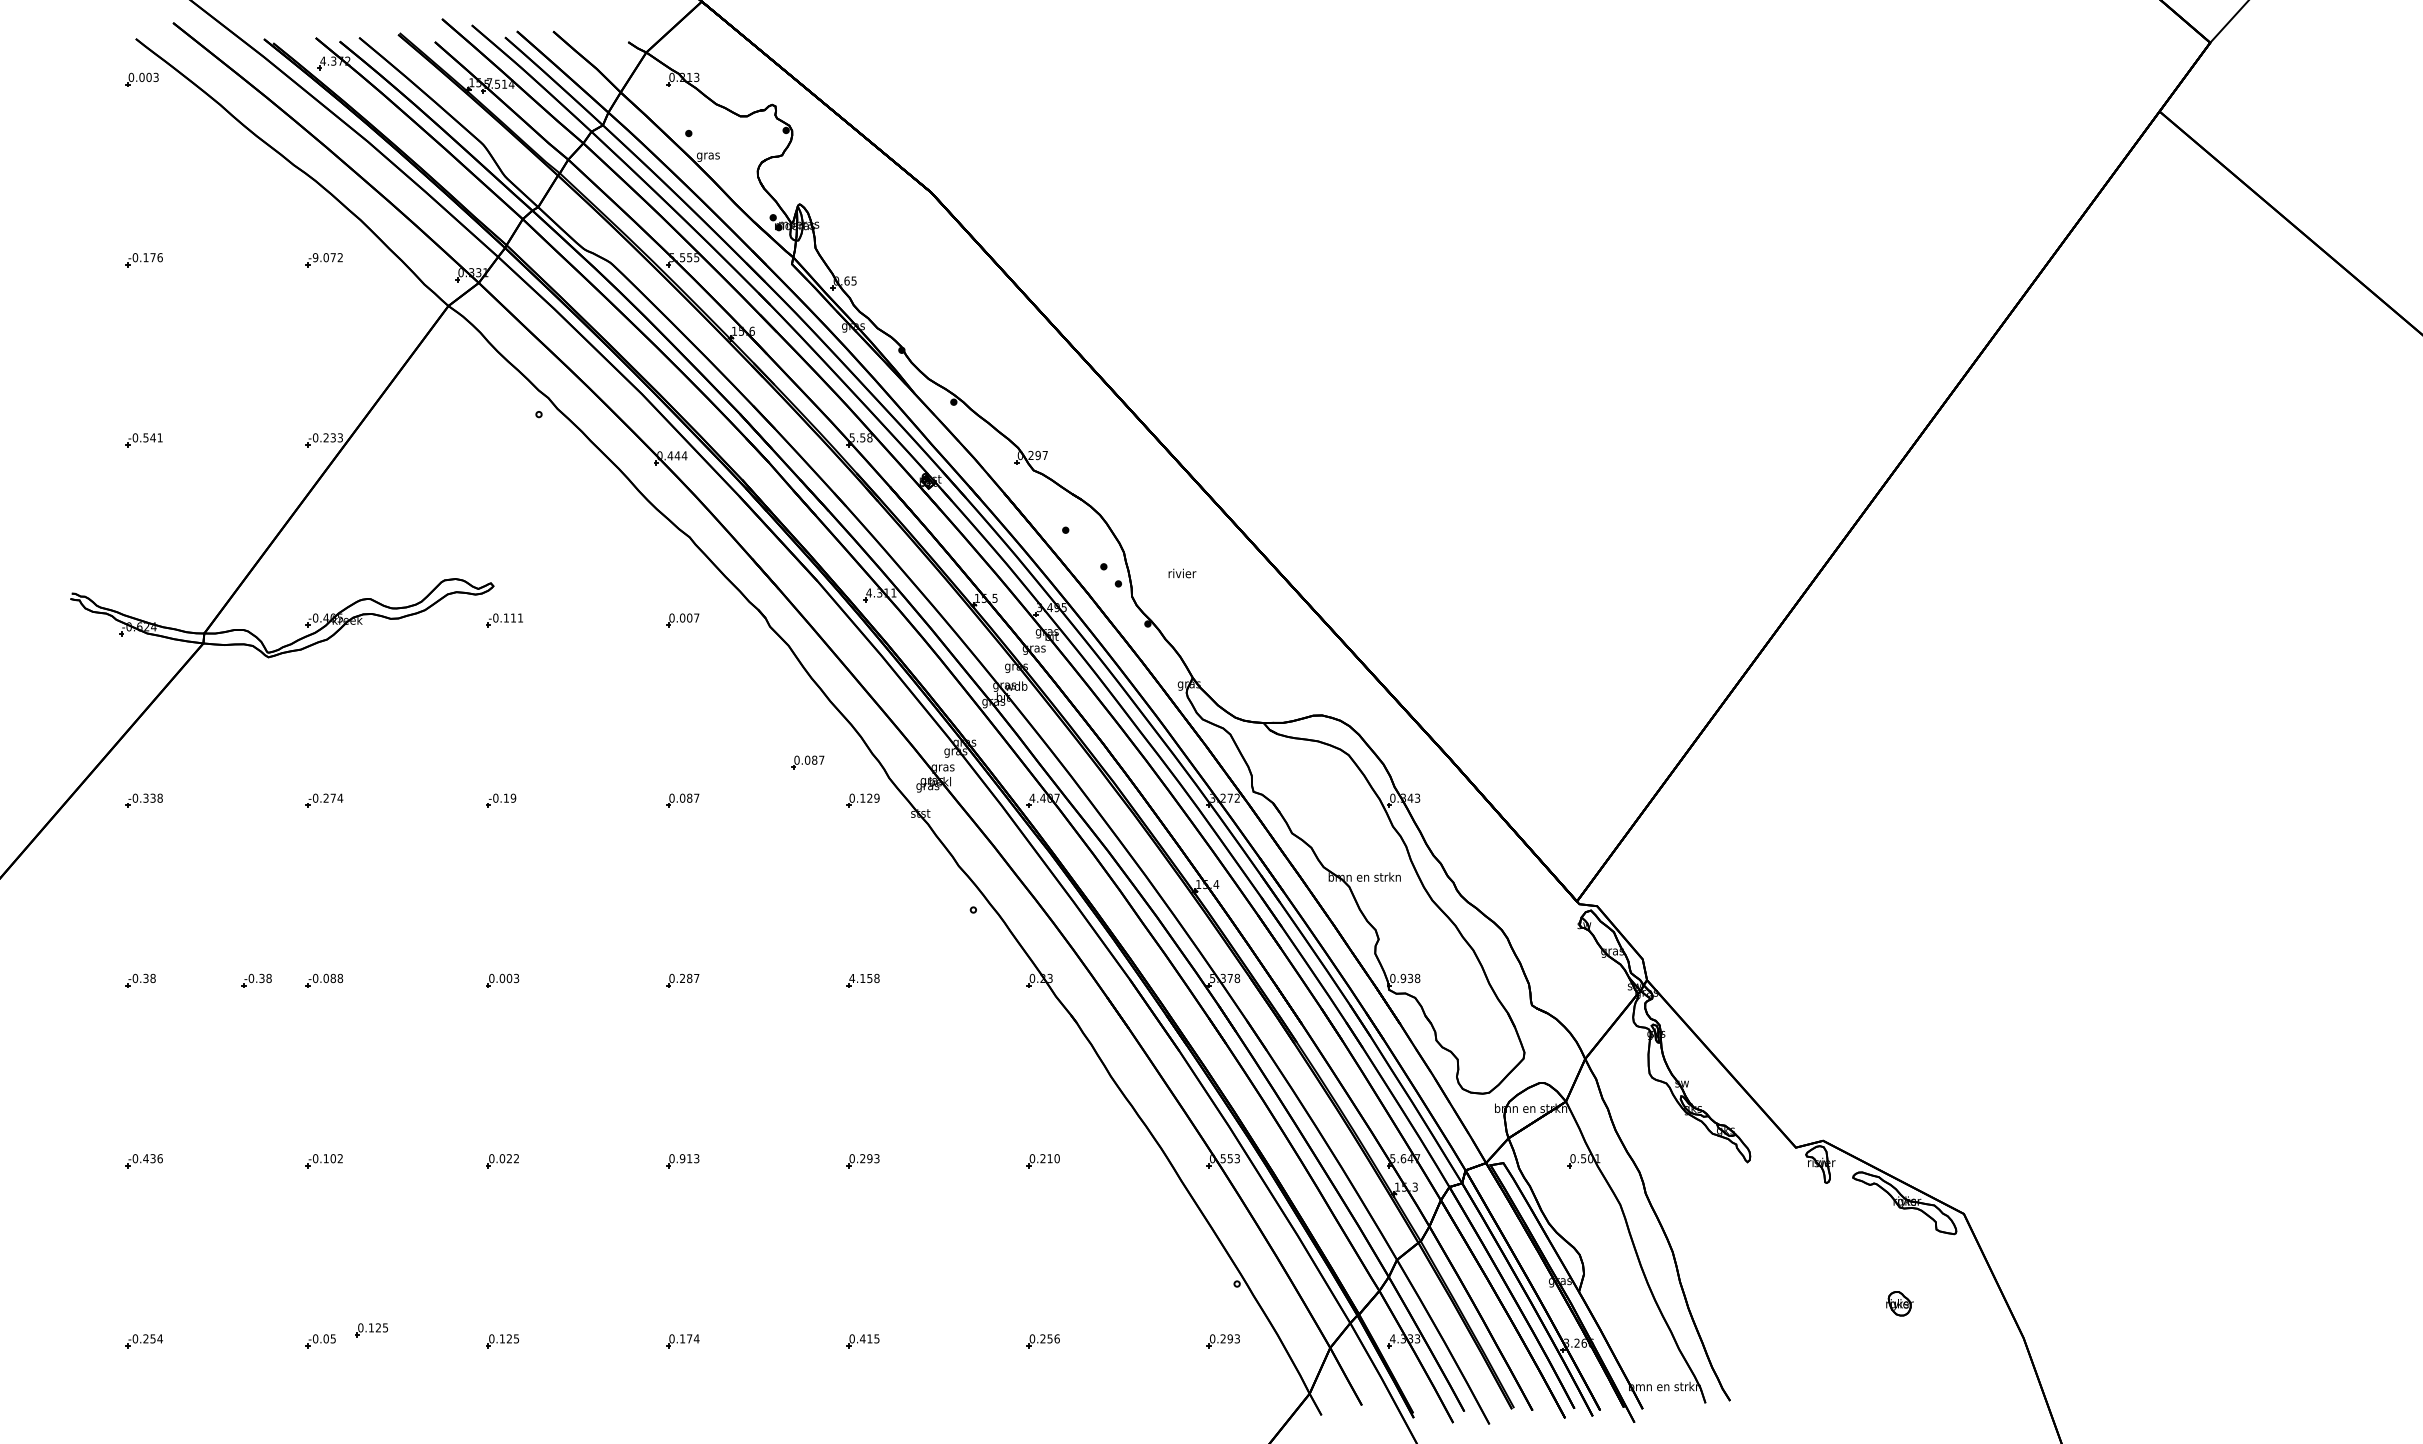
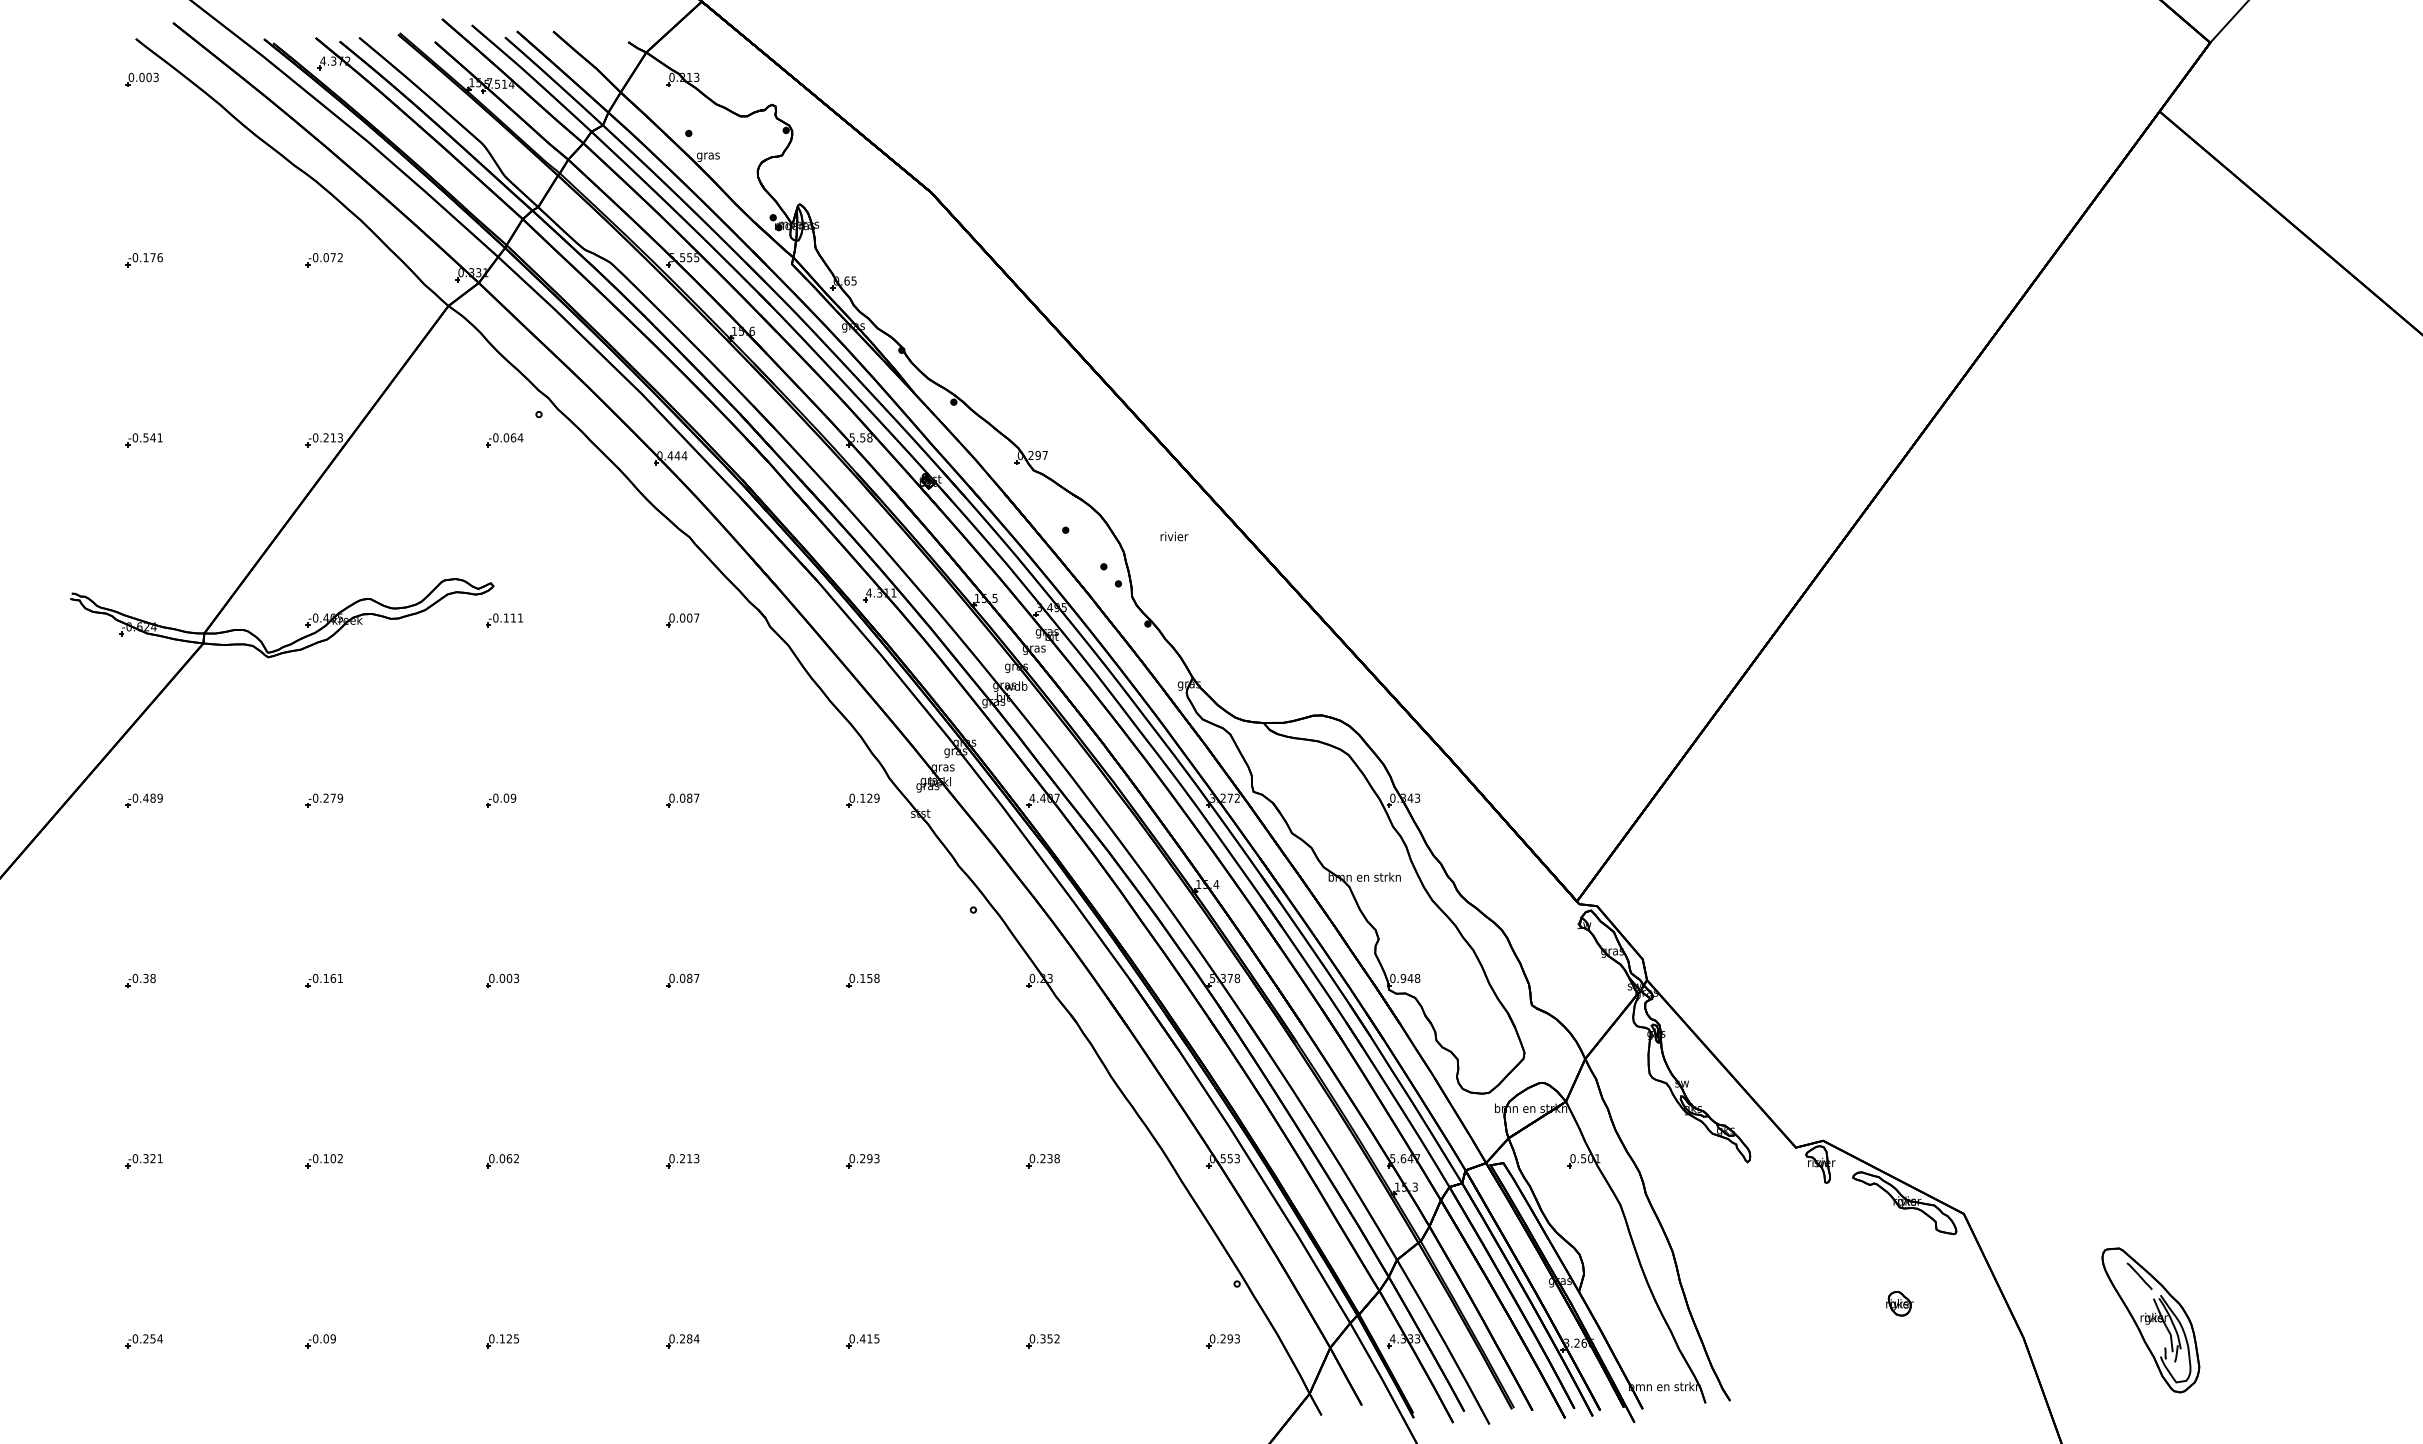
text: -9.072 -> -0.072 (315, 257)
text: -0.233 -> -0.213 (332, 437)
part: none -> present (504, 440)
text position: (1182, 573) -> (1174, 536) (1174, 536)
part: present -> none (807, 762)
text: -0.338 -> -0.489 (152, 797)
text: -0.274 -> -0.279 (340, 797)
text: -0.19 -> -0.09 (506, 797)
text: -0.088 -> -0.161 (333, 978)
text: 0.287 -> 0.087 (682, 978)
text: 4.158 -> 0.158 (852, 978)
text: 0.938 -> 0.948 (1410, 978)
part: present -> none (256, 980)
text: -0.436 -> -0.321 (152, 1158)
text: 0.022 -> 0.062 (509, 1158)
text: 0.913 -> 0.213 (682, 1158)
text: 0.210 -> 0.238 (1053, 1158)
part: none -> present (2150, 1320)
part: present -> none (371, 1330)
text: -0.05 -> -0.09 (332, 1338)
text: 0.174 -> 0.284 (686, 1338)
text: 0.256 -> 0.352 (1049, 1338)
